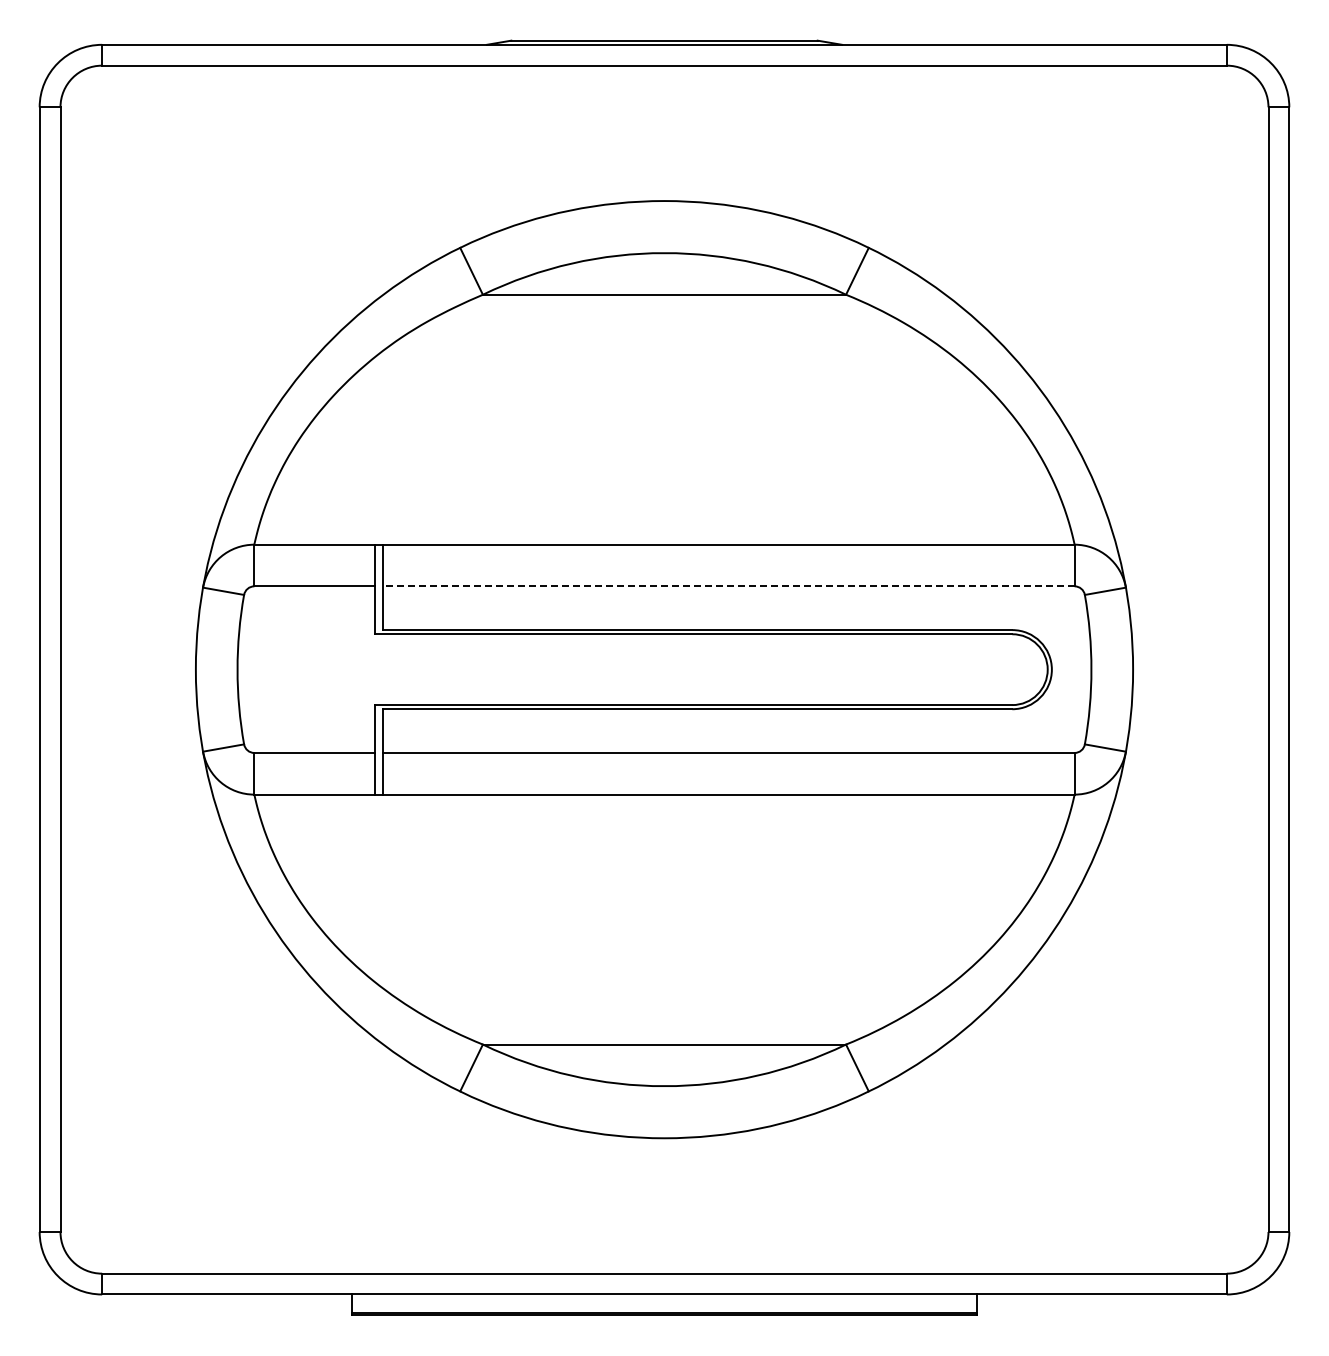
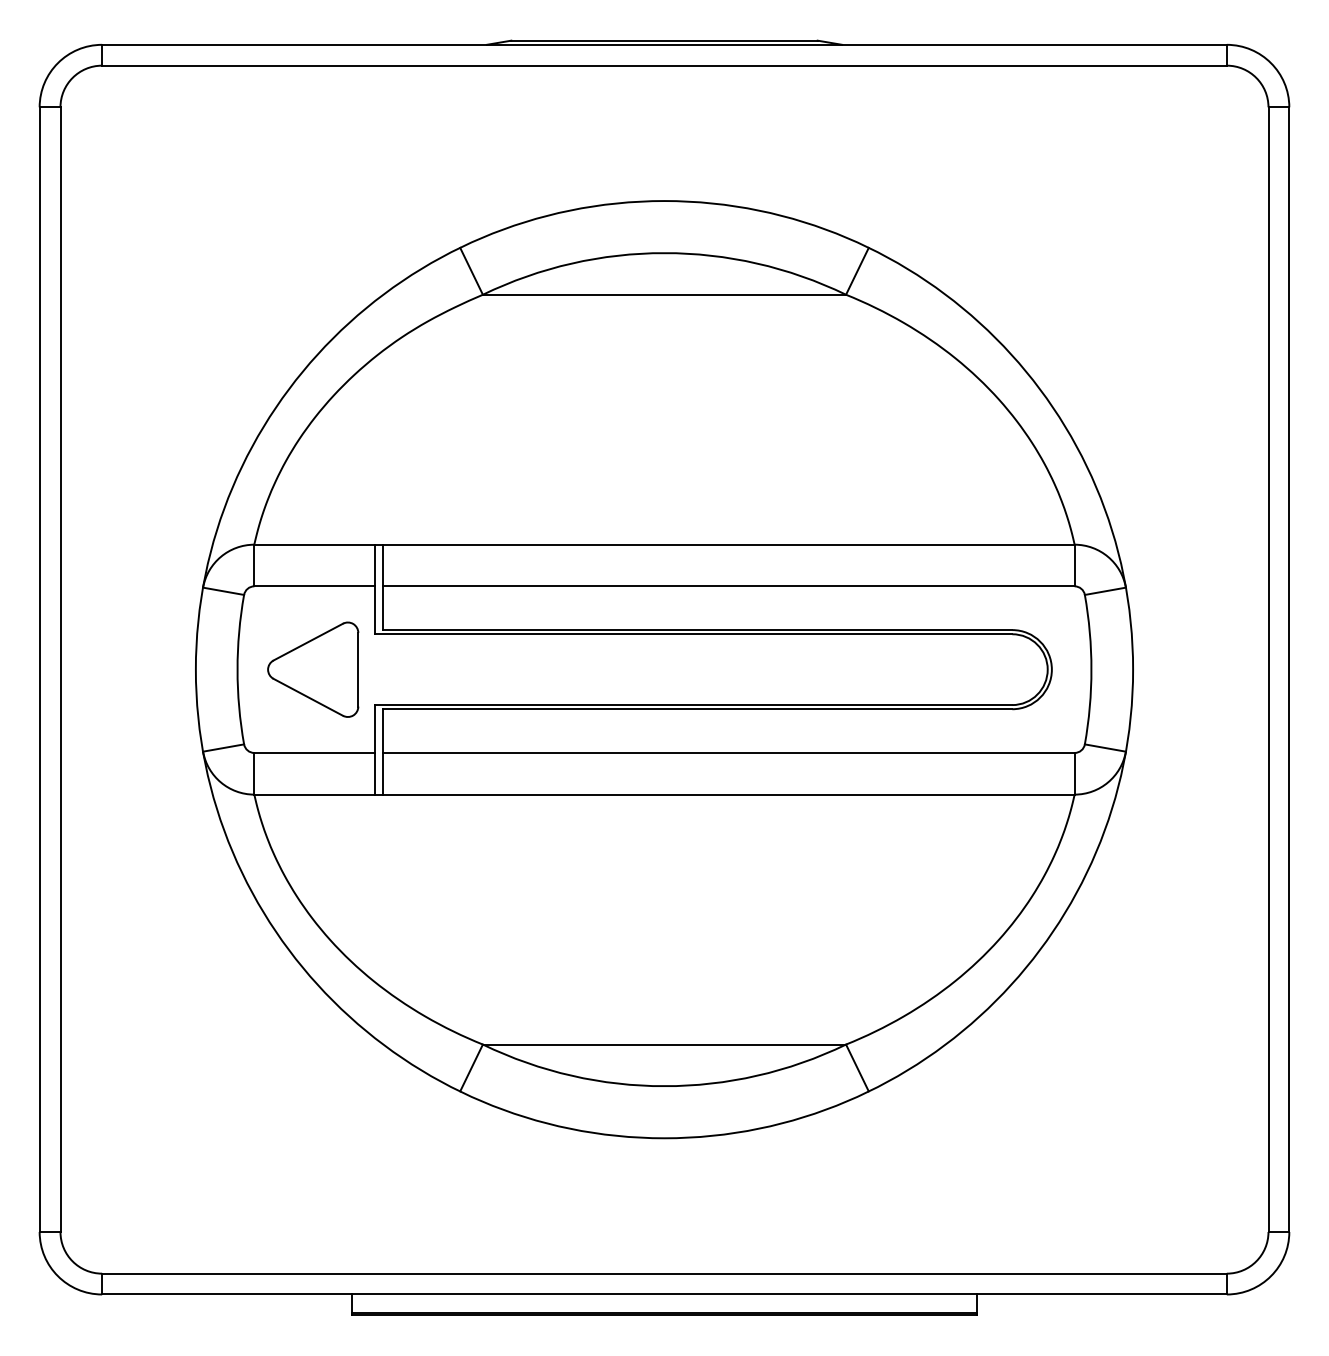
line: dashed -> solid (728, 586)
part: none -> present (313, 669)
